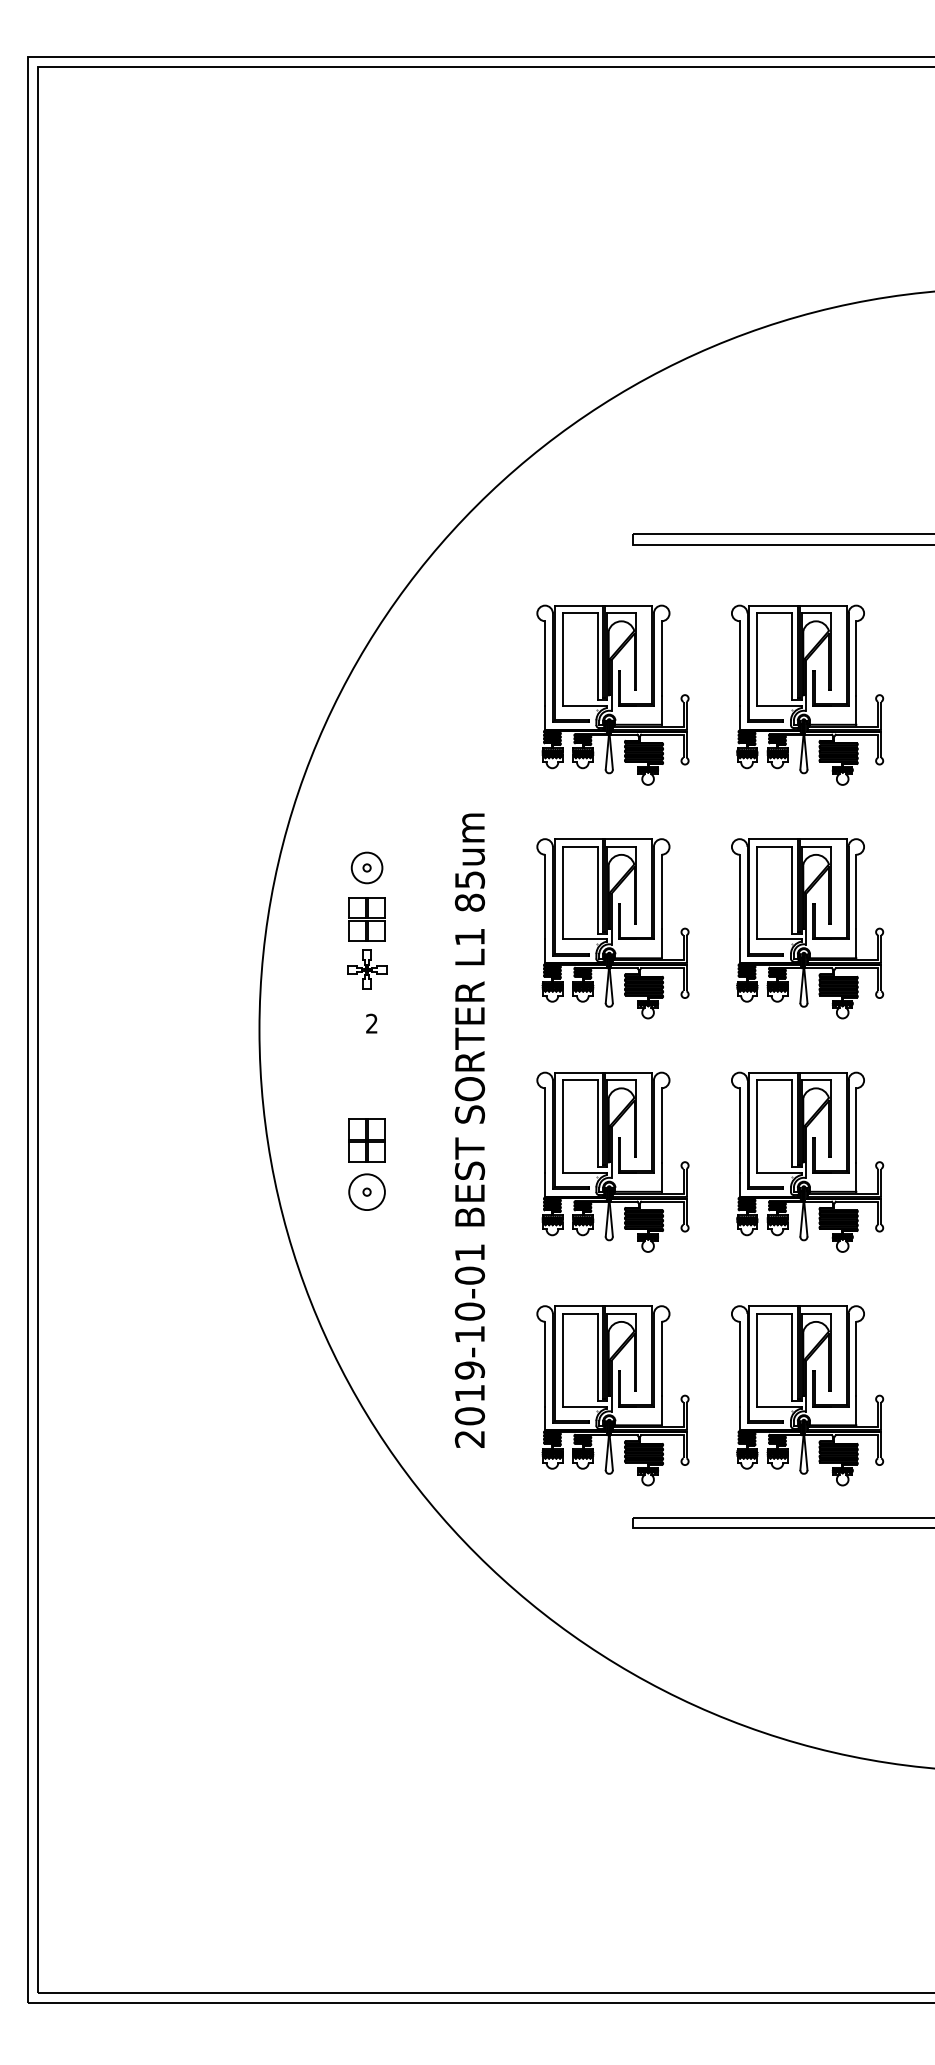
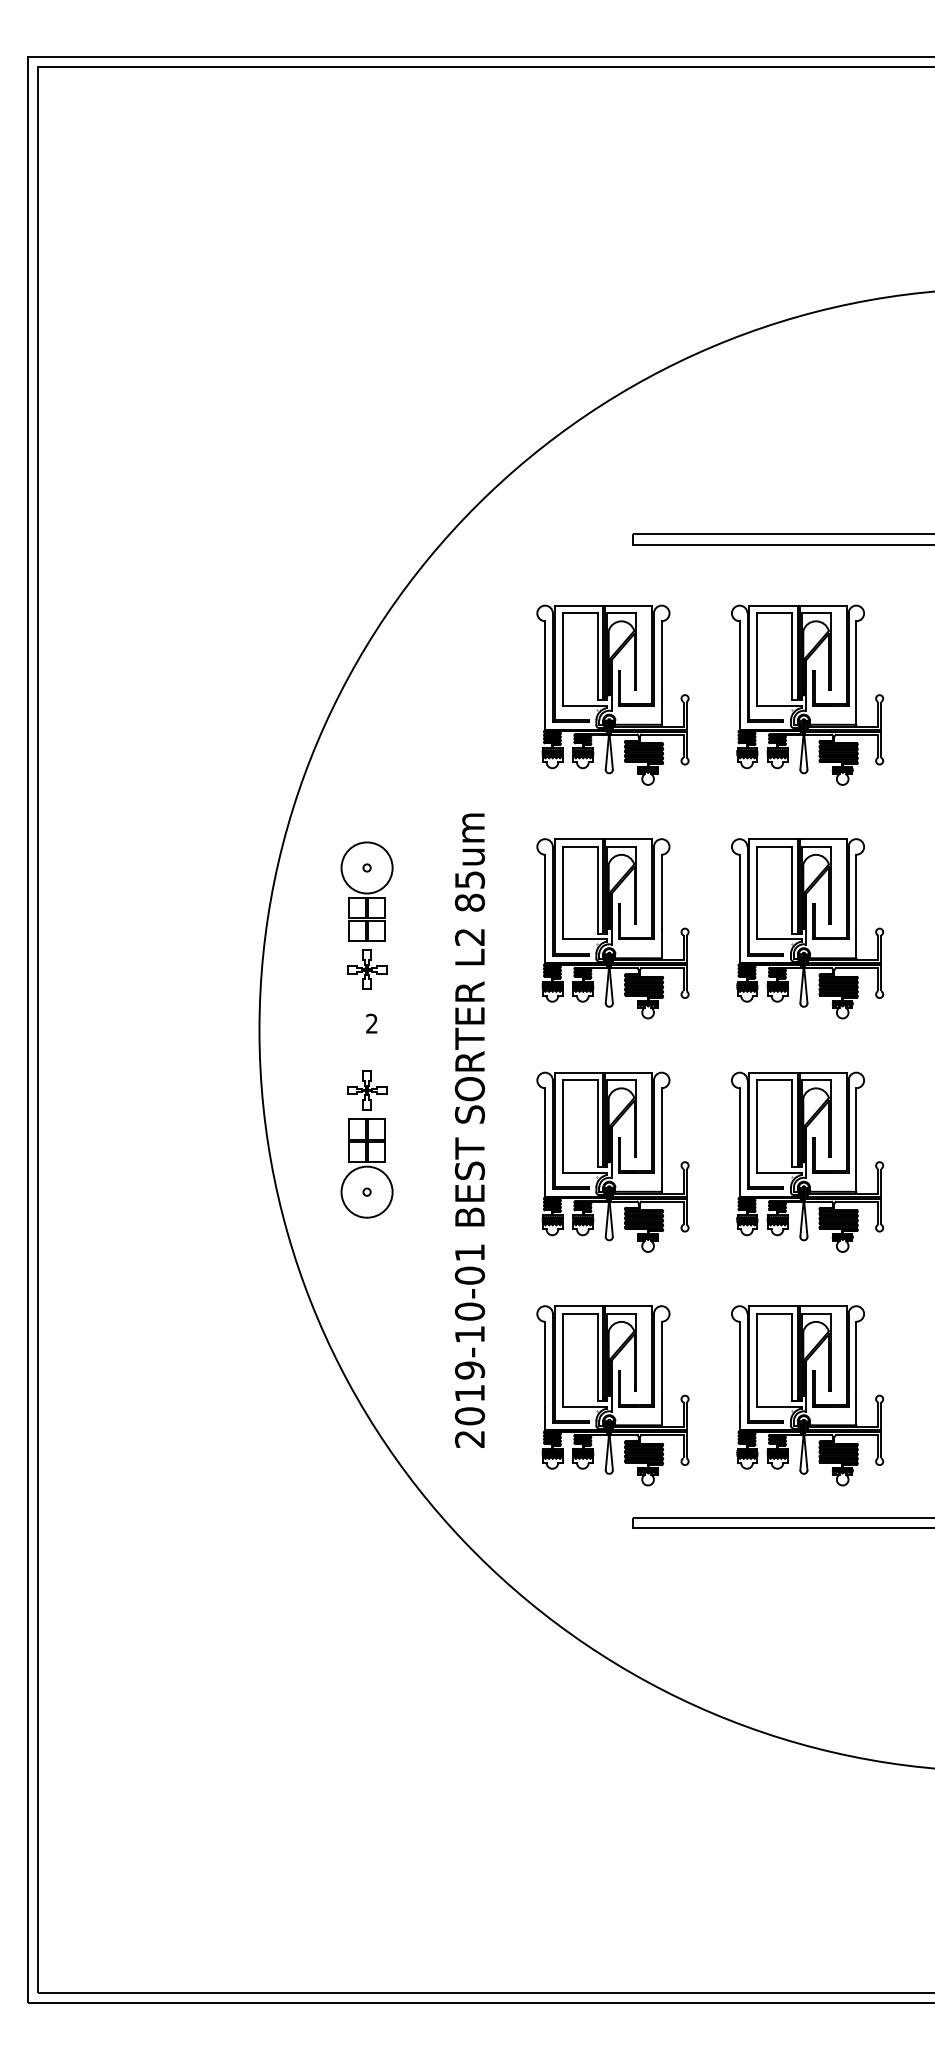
circle diameter: 31 px -> 51 px (366, 867)
text: L1 -> L2 (469, 937)
part: none -> present (367, 1090)
circle diameter: 36 px -> 51 px (366, 1191)
